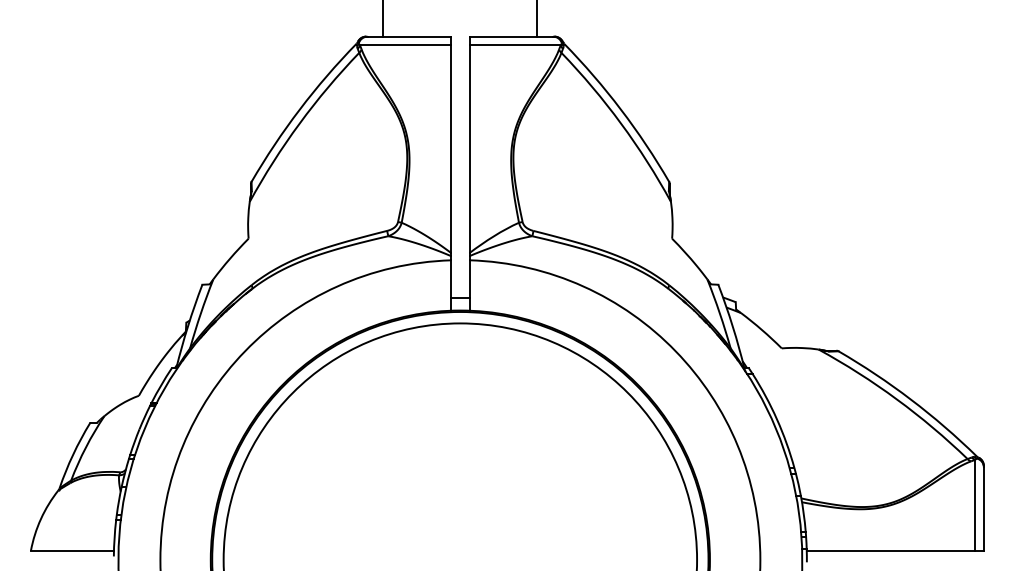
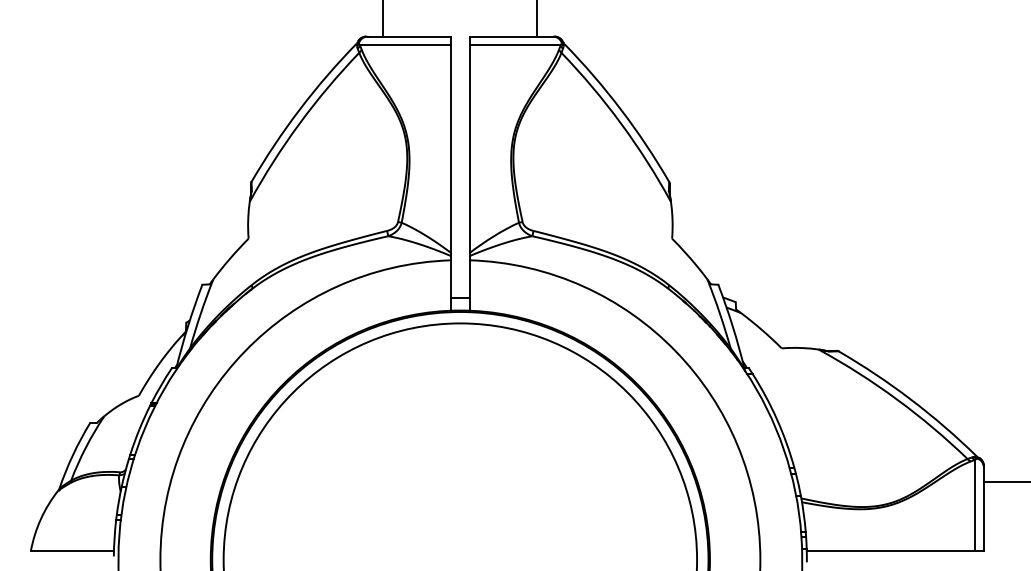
line: none -> present (1005, 482)
